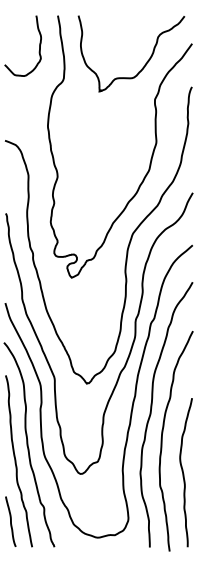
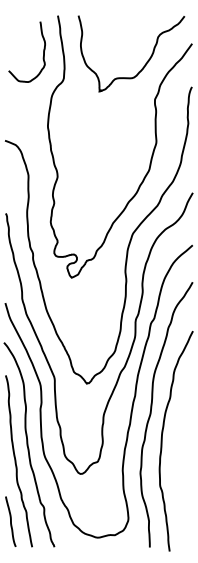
curve position: (39, 45) -> (43, 51) (43, 51)
curve: present -> none (184, 473)
